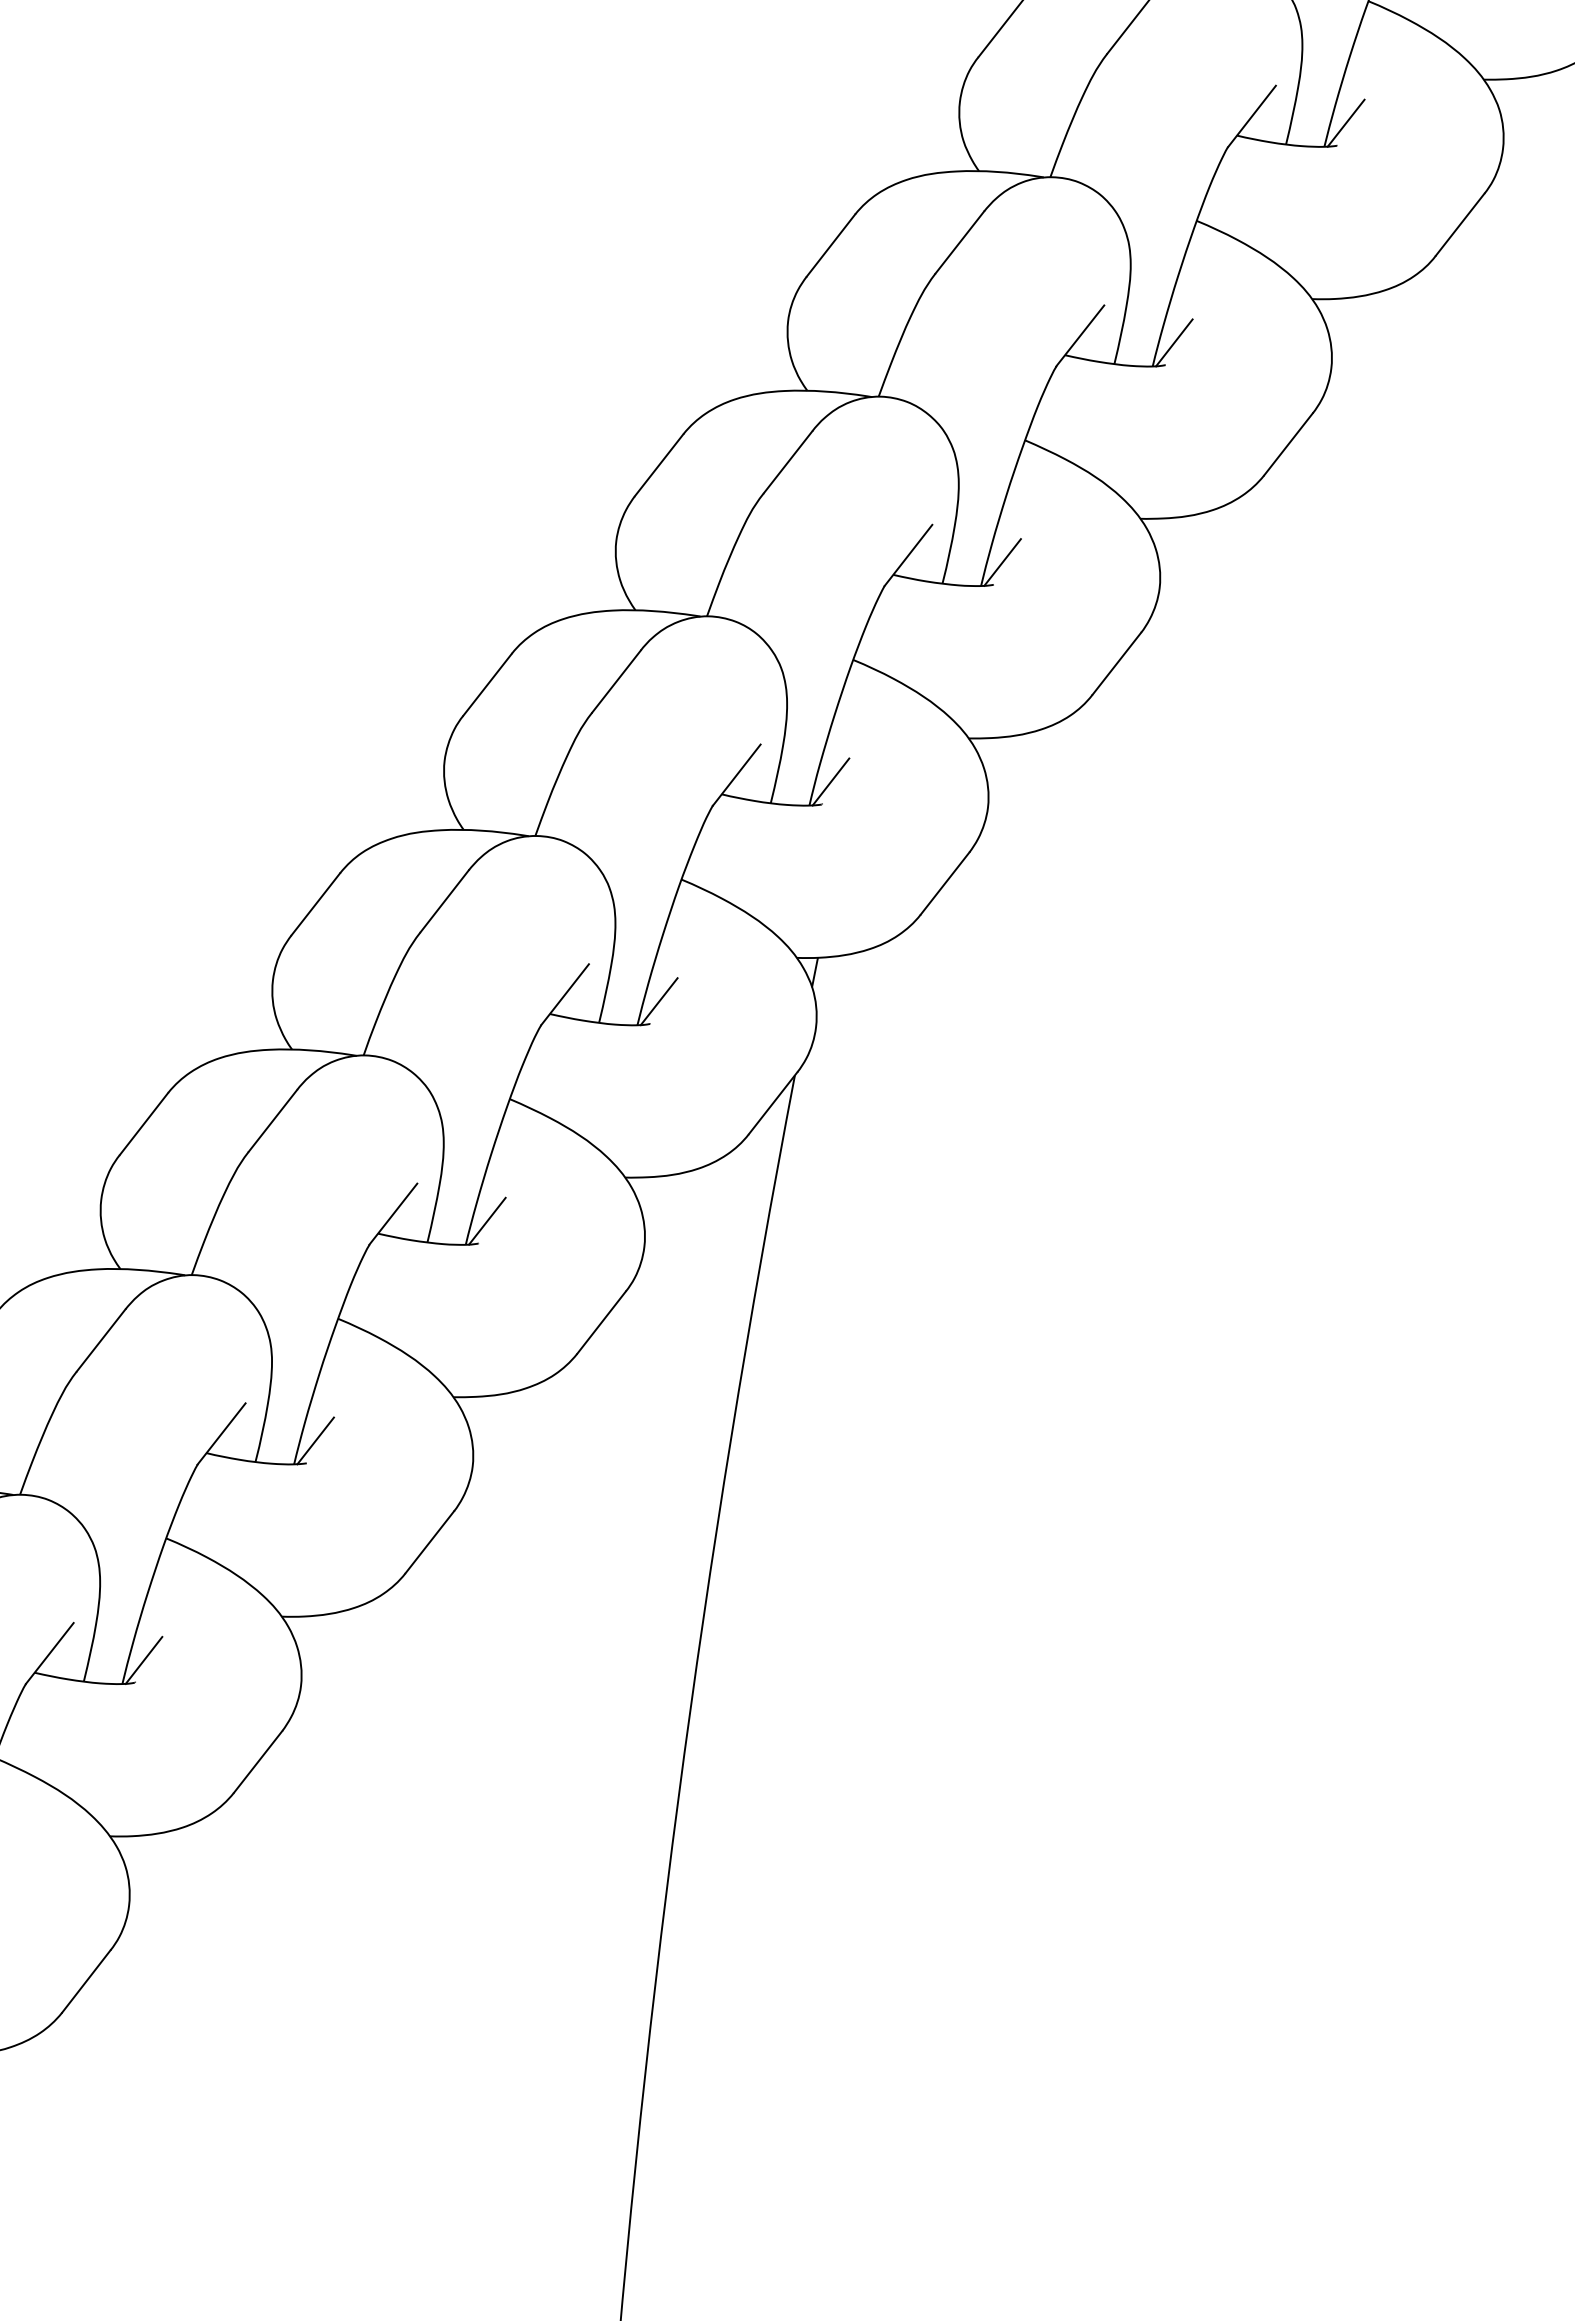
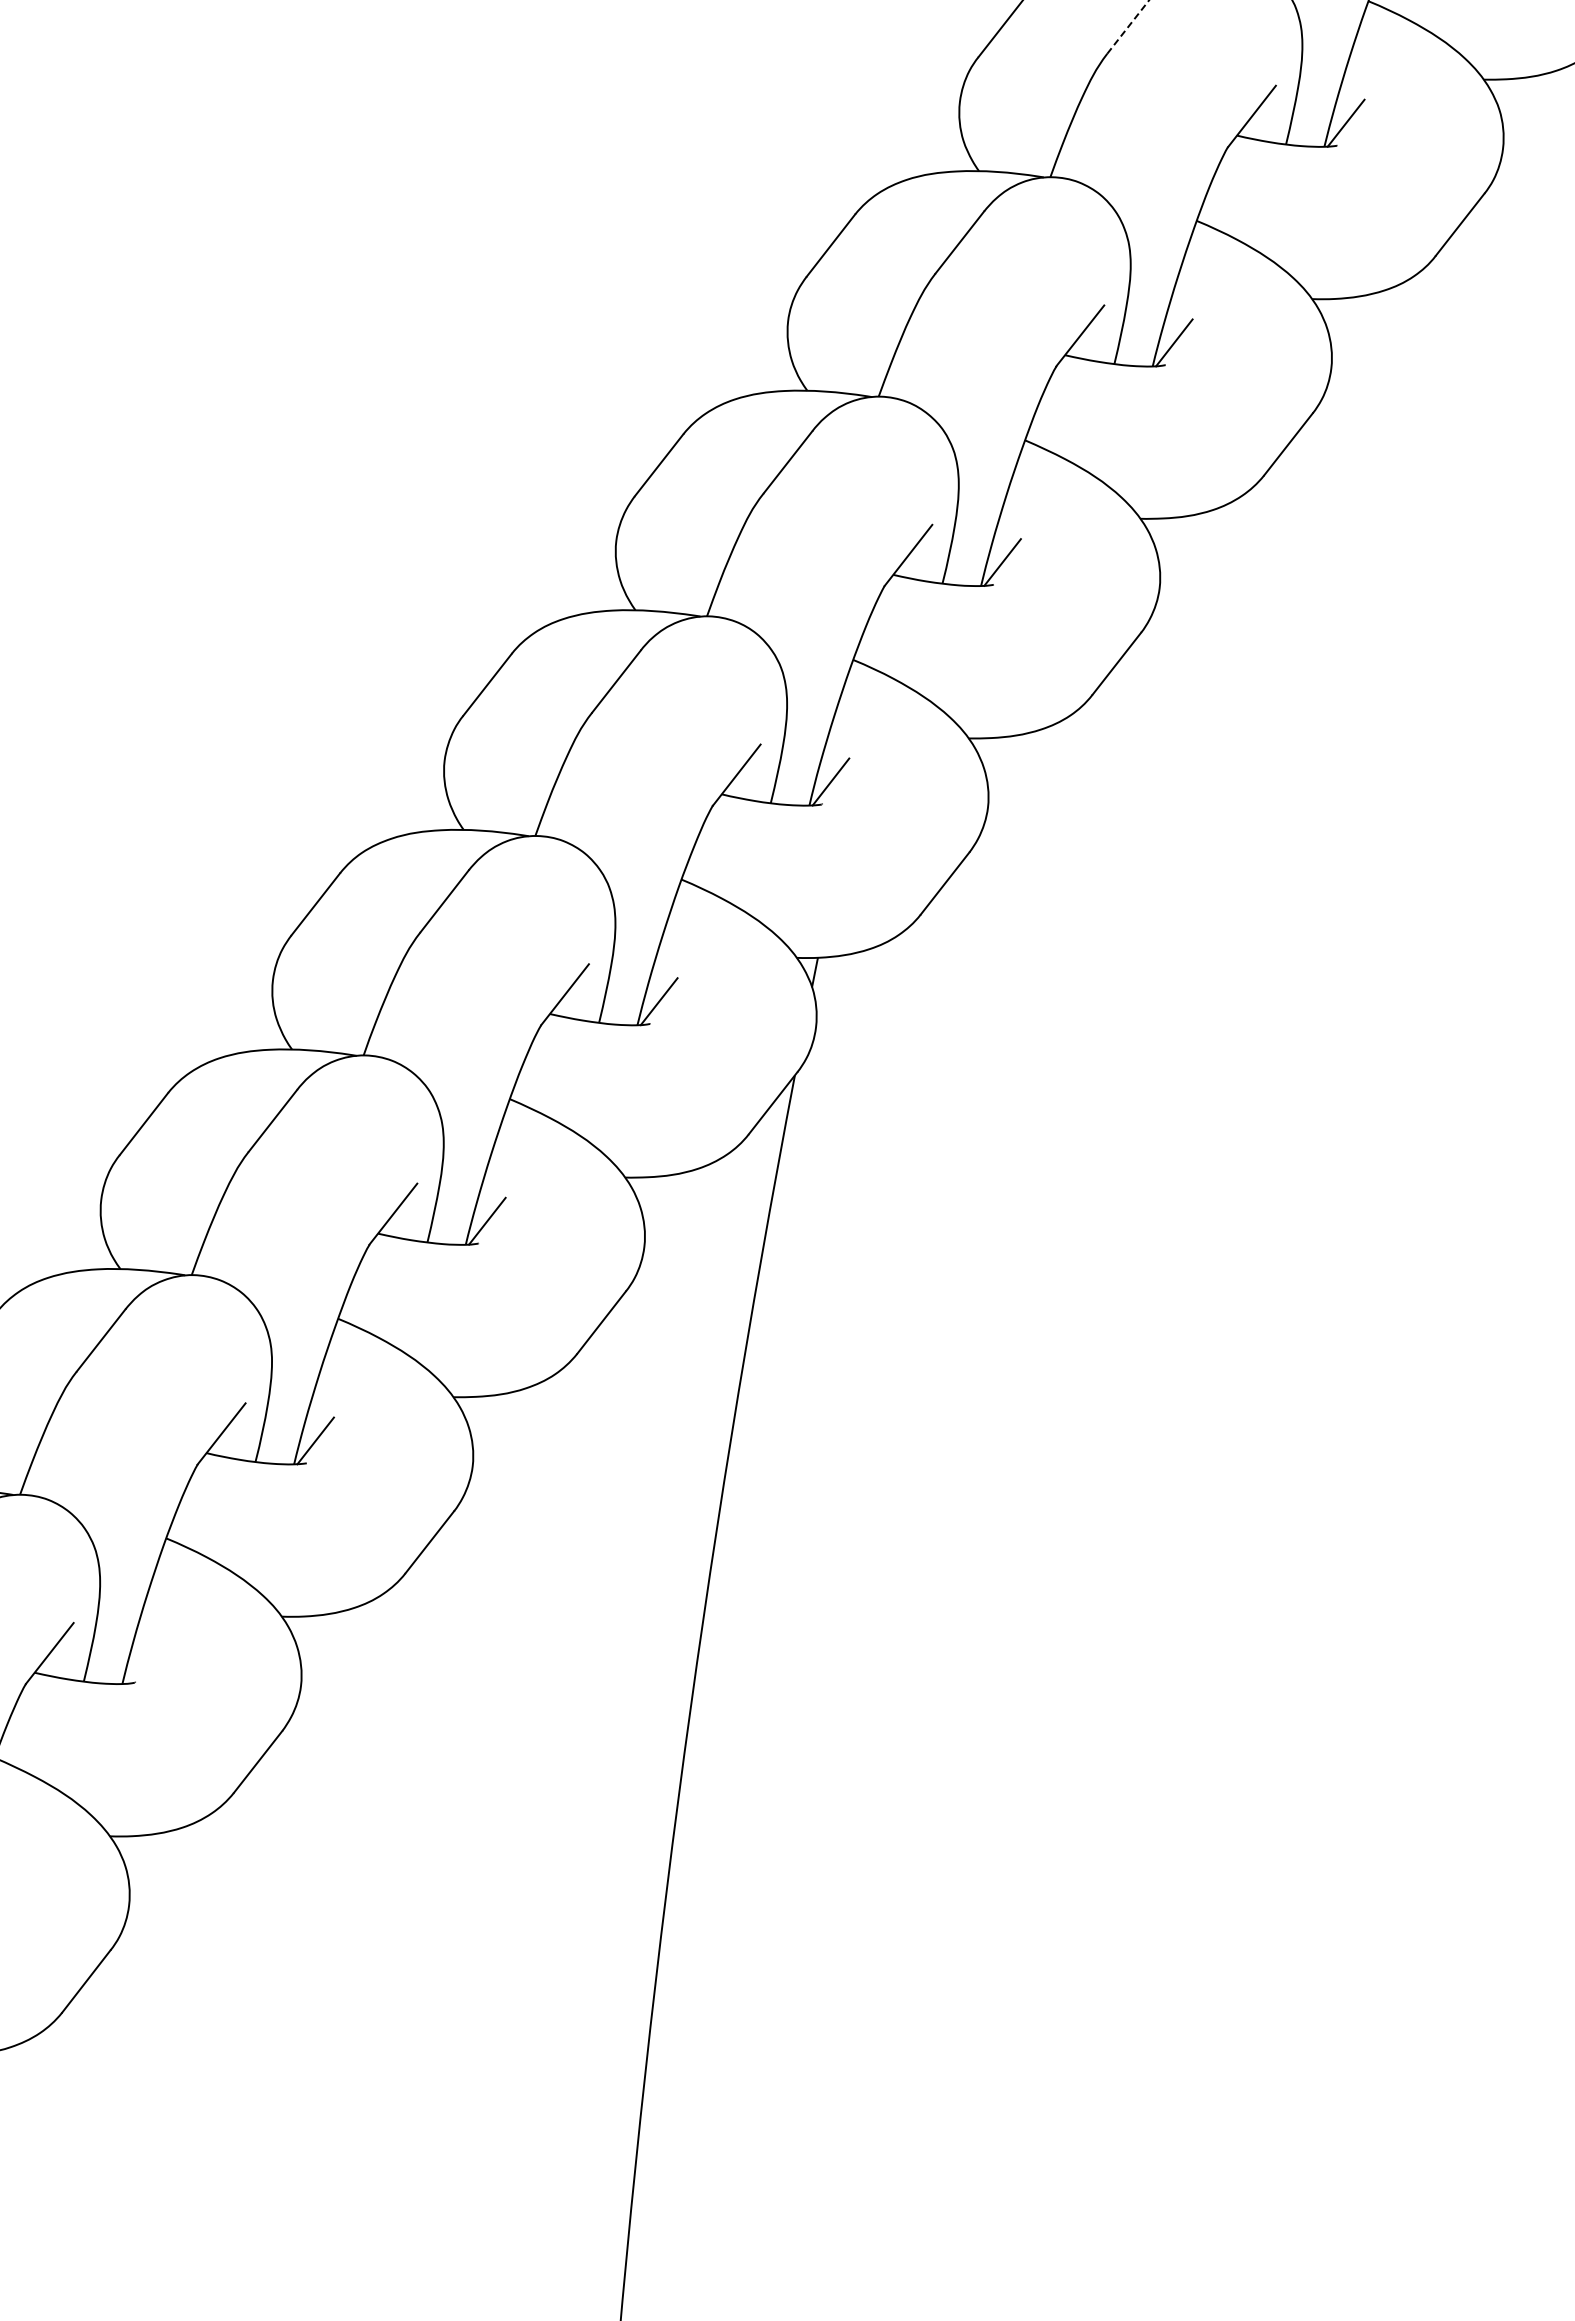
line: solid -> dashed (1128, 27)
line: present -> none (143, 1659)
